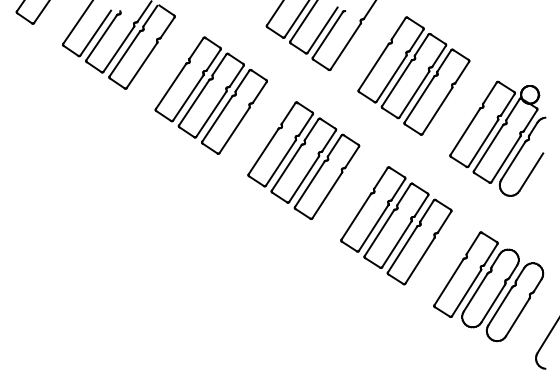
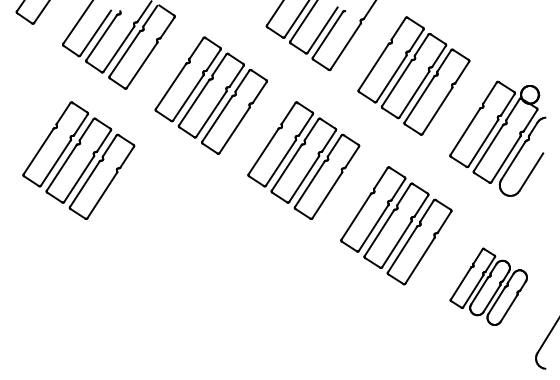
part: none -> present (78, 160)
part size: 112x112 px -> 79x79 px (488, 286)
